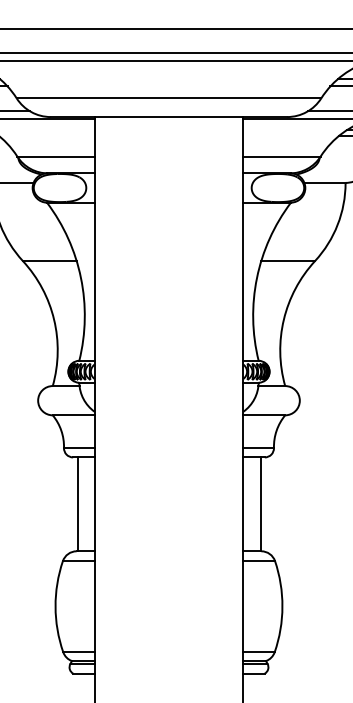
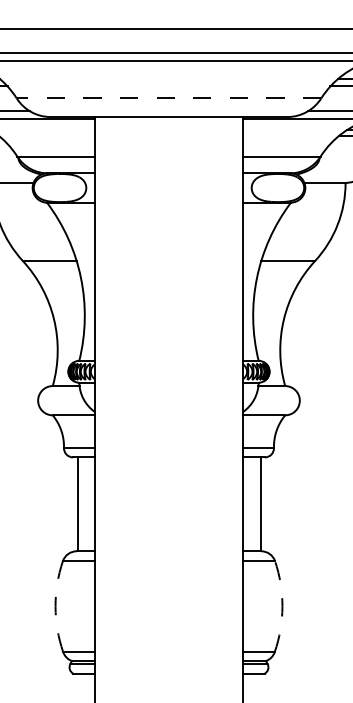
line: solid -> dashed (168, 98)
arc: solid -> dashed (55, 606)
arc: solid -> dashed (282, 606)
